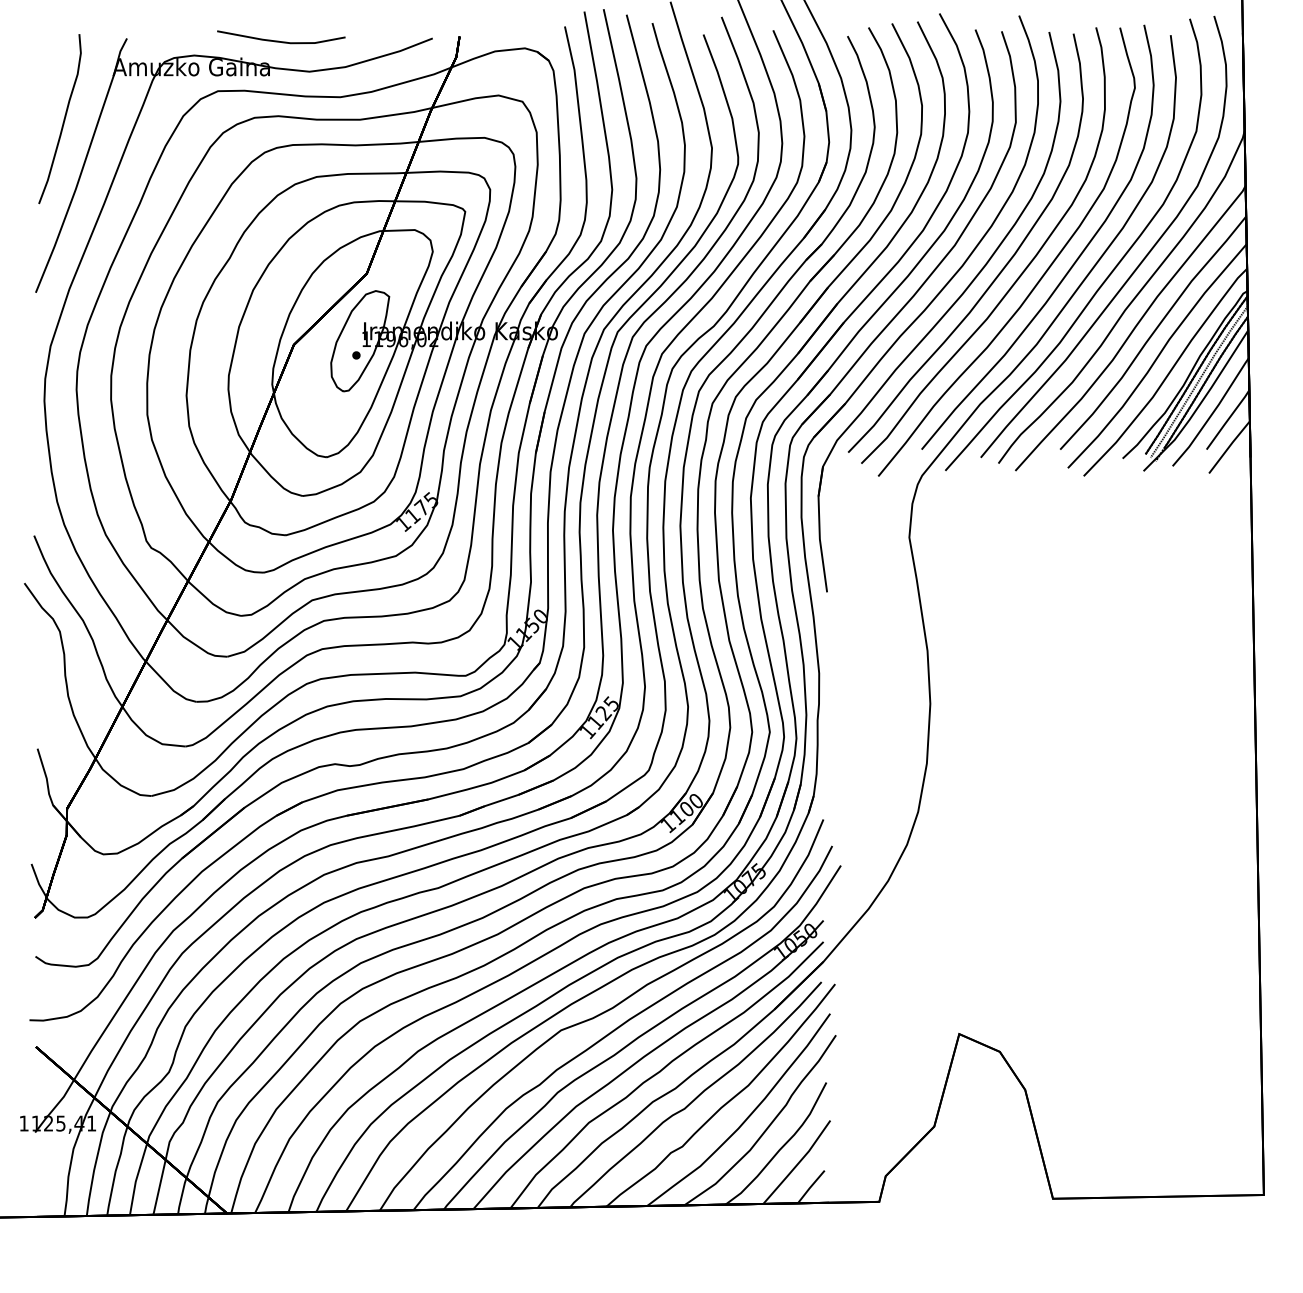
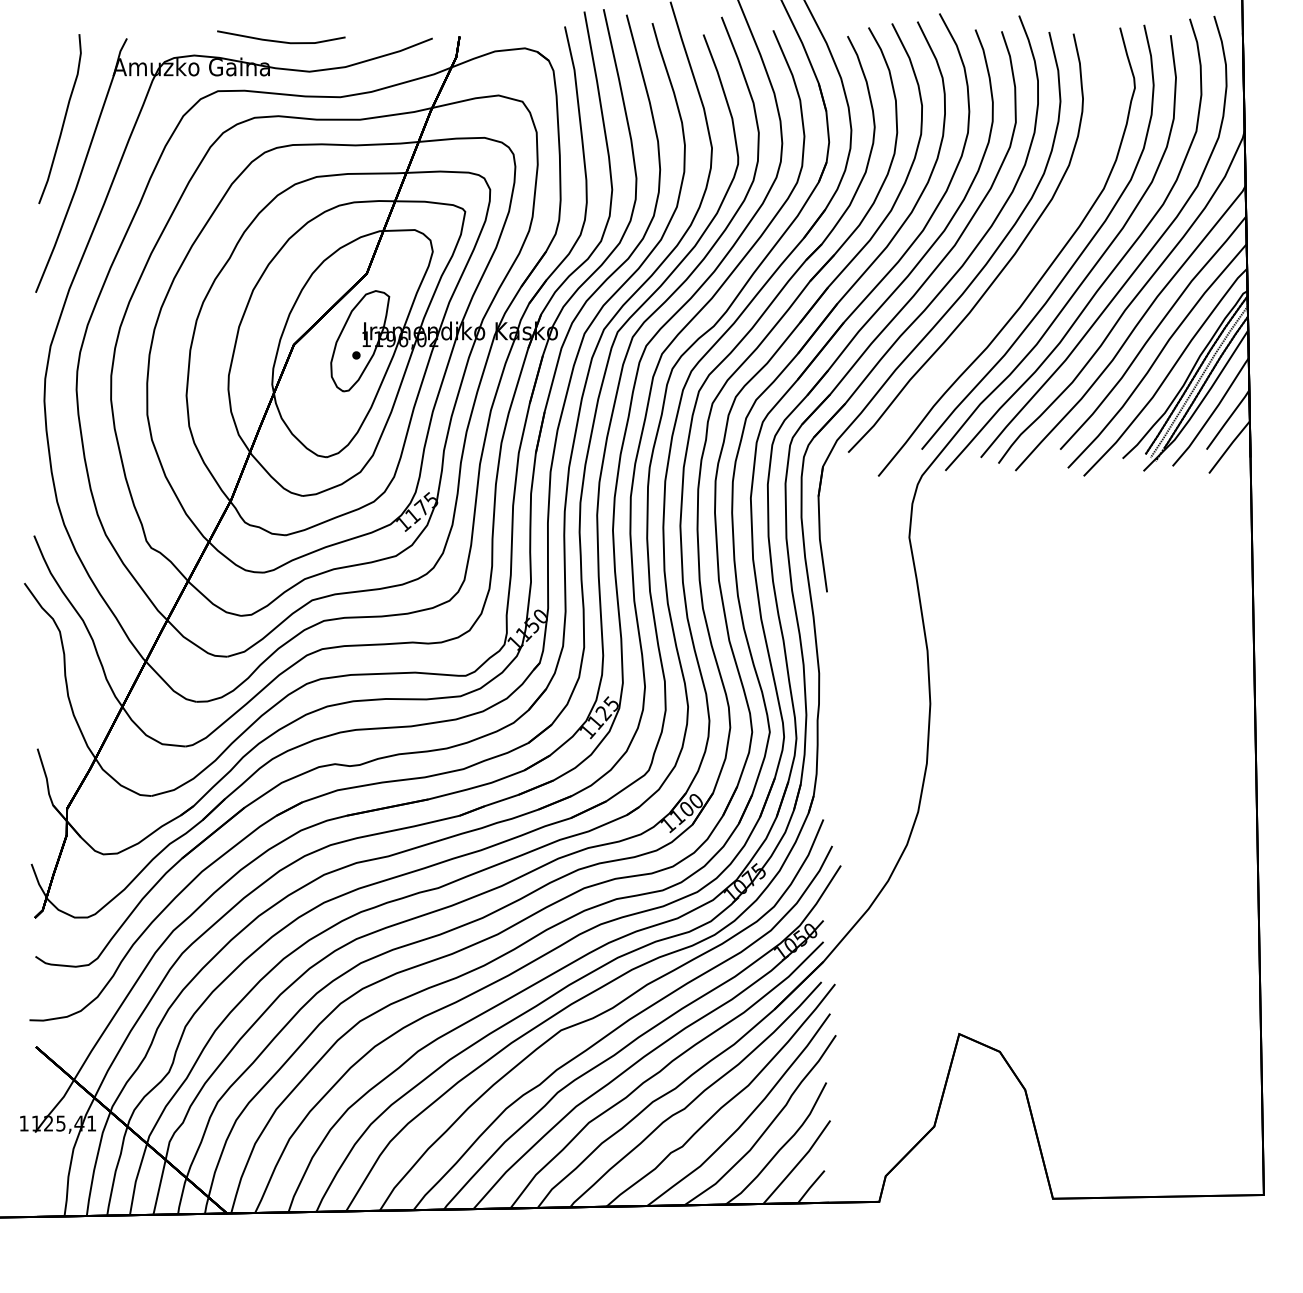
part: present -> none (1021, 272)
